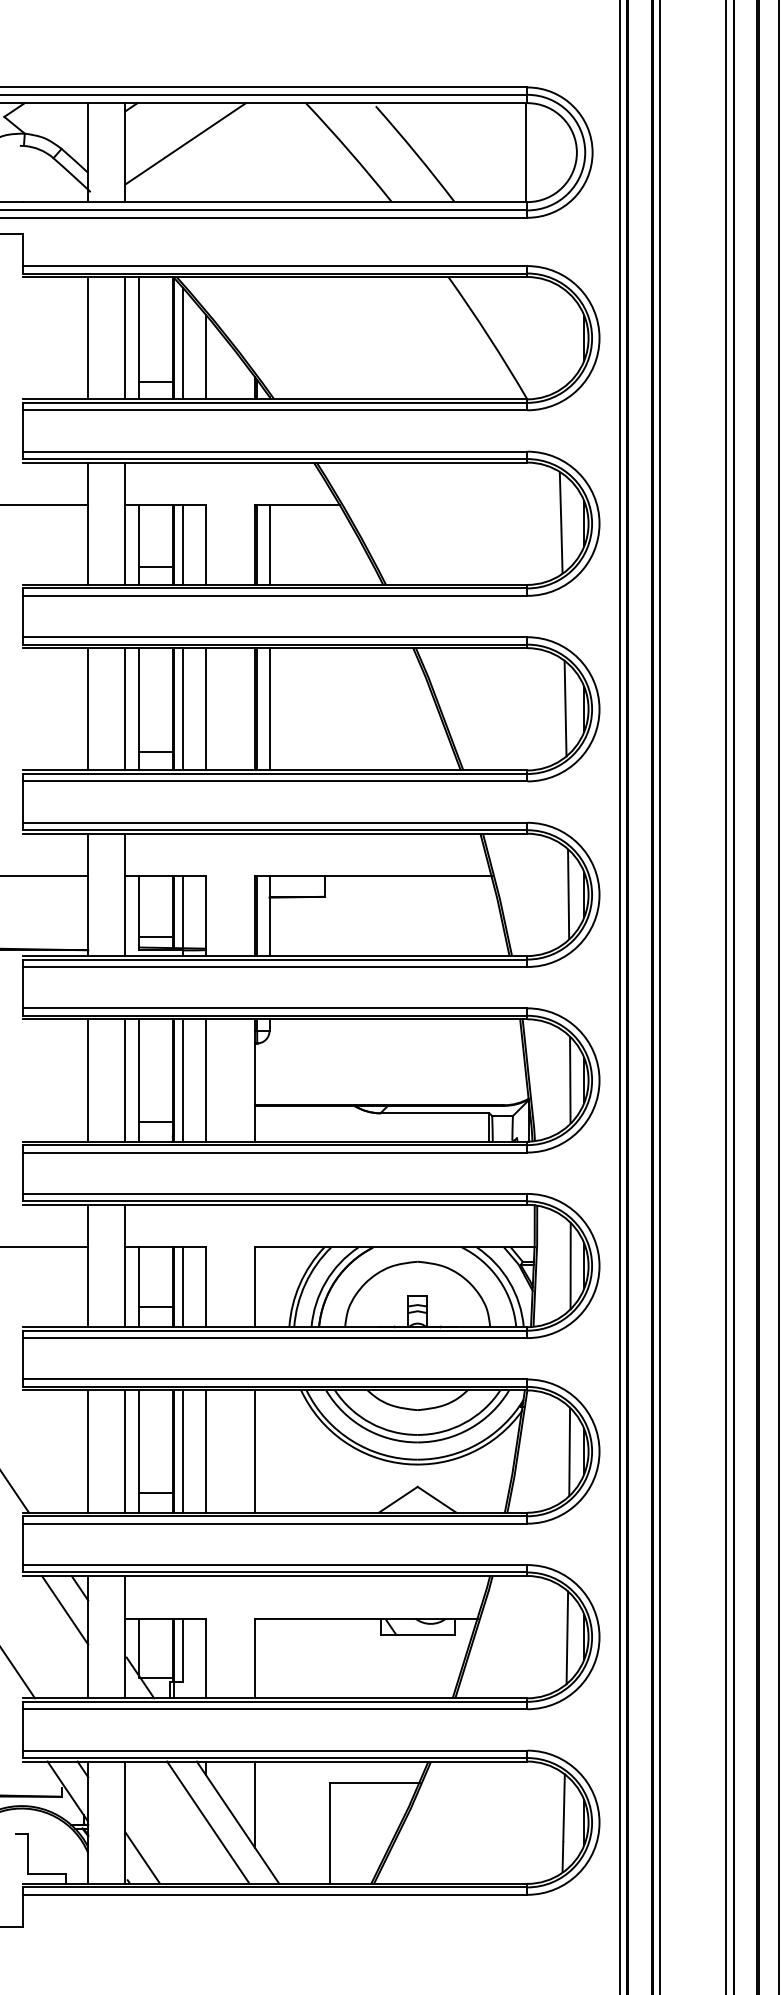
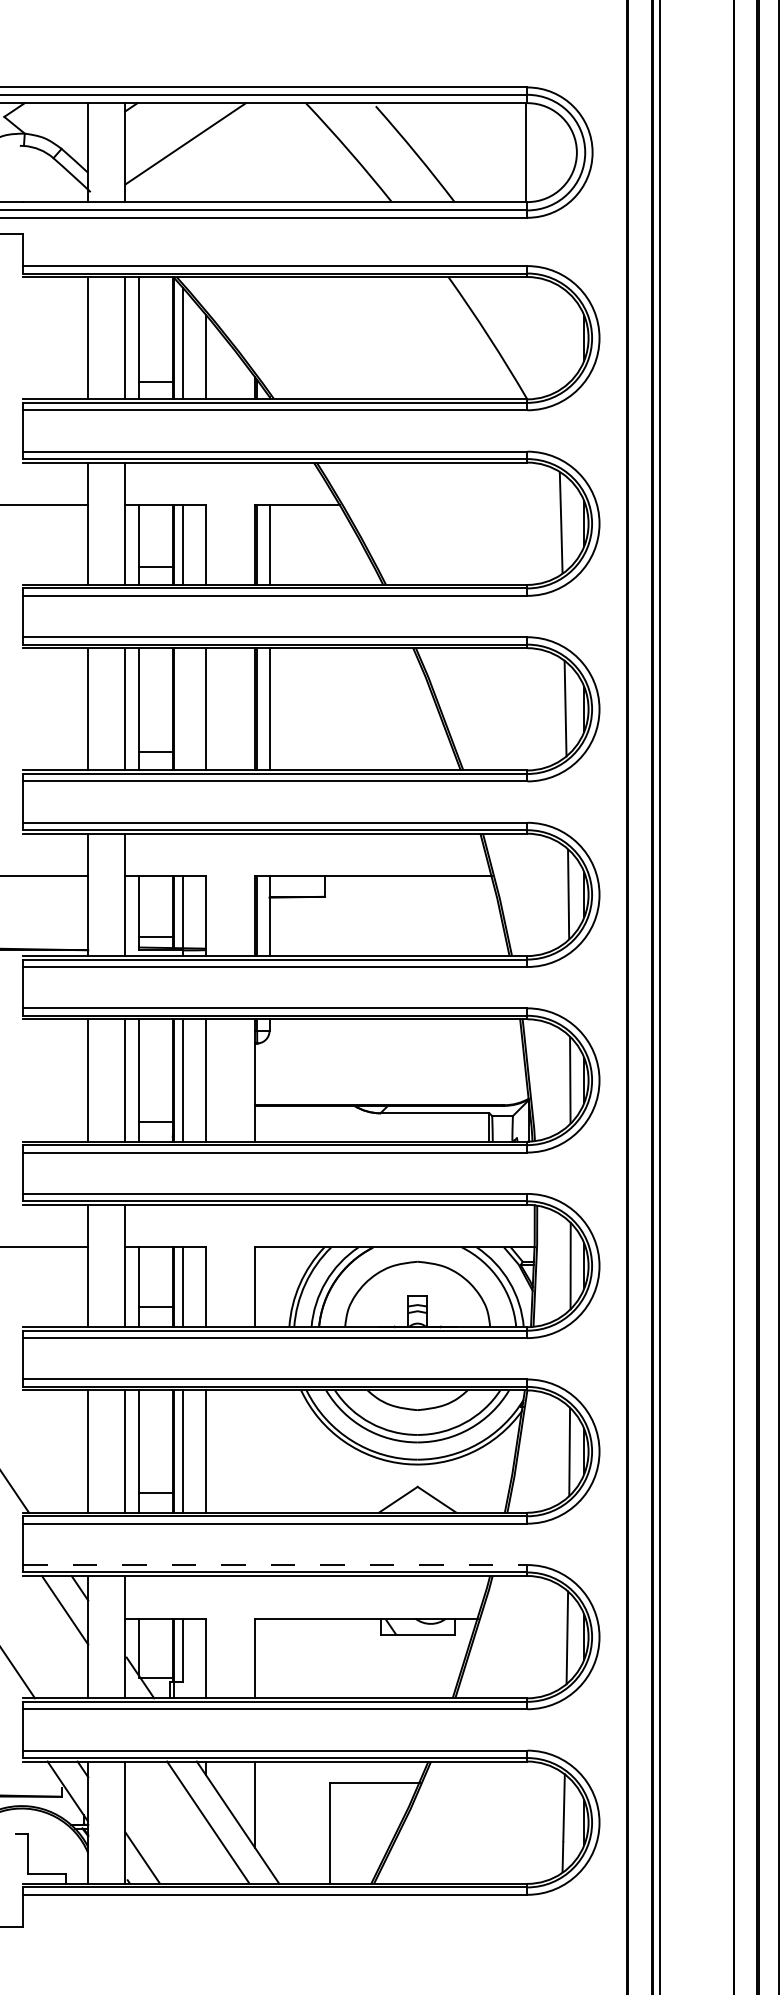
line: present -> none (182, 709)
line: present -> none (619, 996)
line: present -> none (726, 996)
line: present -> none (255, 1451)
line: solid -> dashed (275, 1565)
